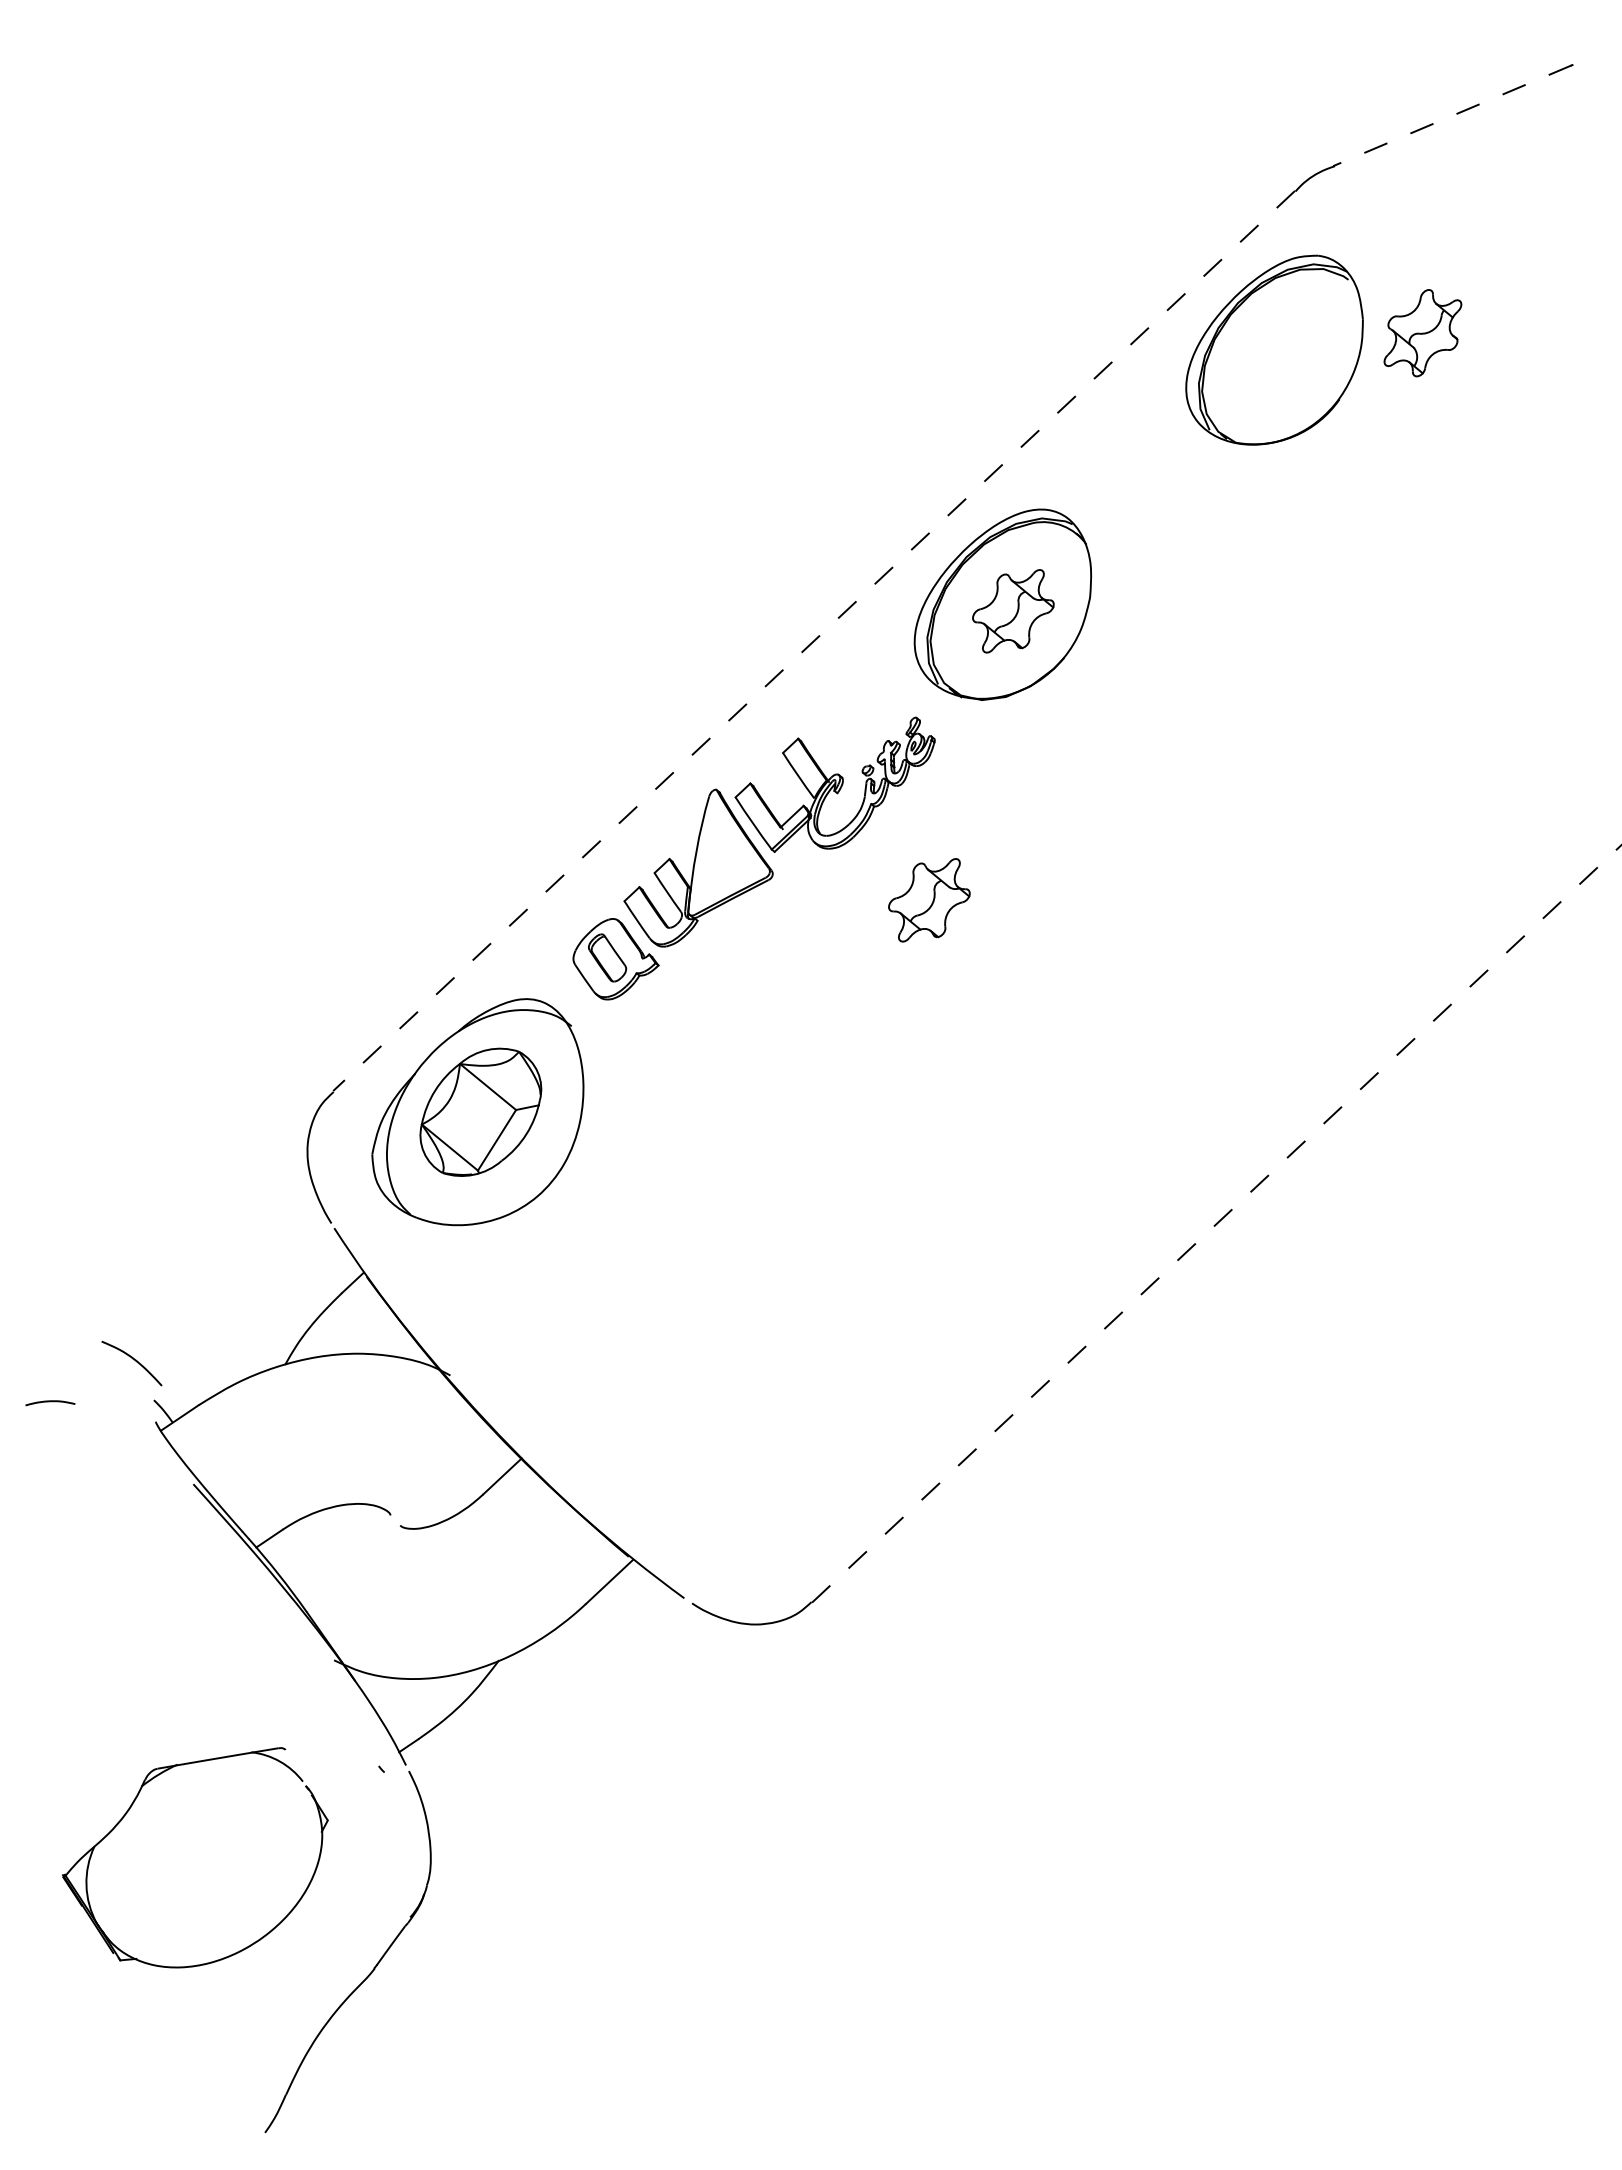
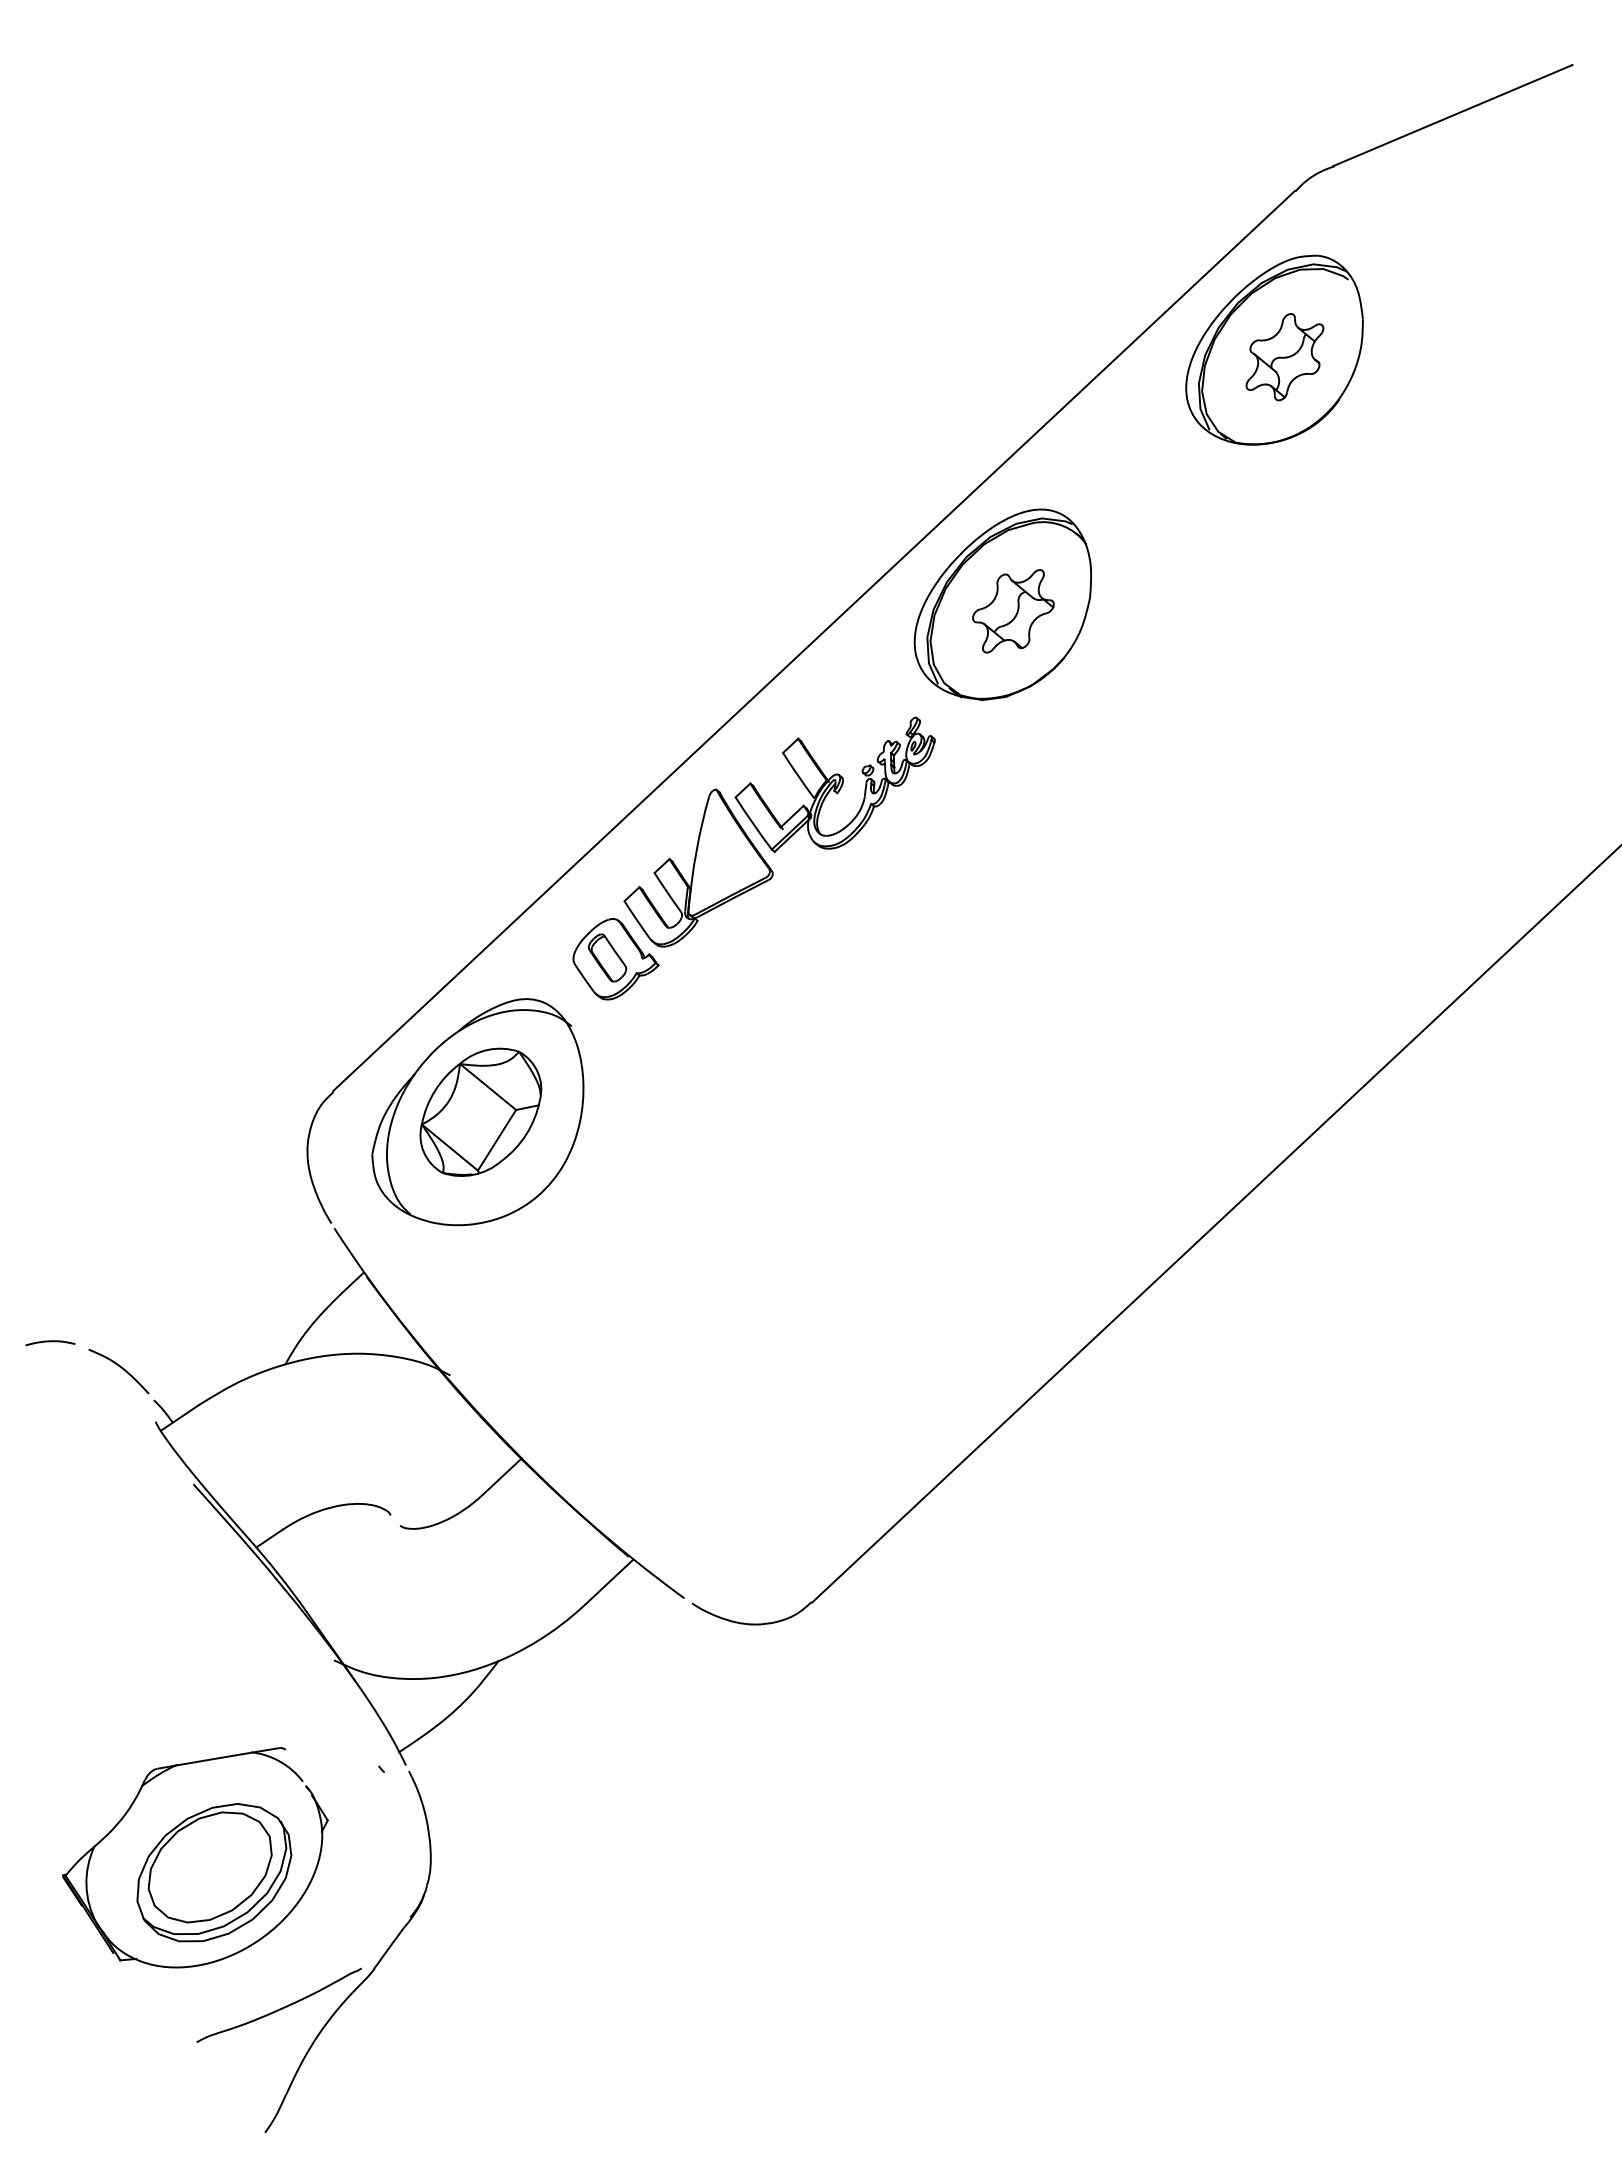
line: dashed -> solid (1452, 115)
part position: (1422, 333) -> (1284, 357) (1284, 357)
line: dashed -> solid (814, 640)
part: present -> none (929, 900)
line: dashed -> solid (1217, 1223)
curve position: (132, 1359) -> (119, 1367) (119, 1367)
curve position: (50, 1402) -> (50, 1342) (50, 1342)
part: none -> present (214, 1872)
part: none -> present (278, 2004)
